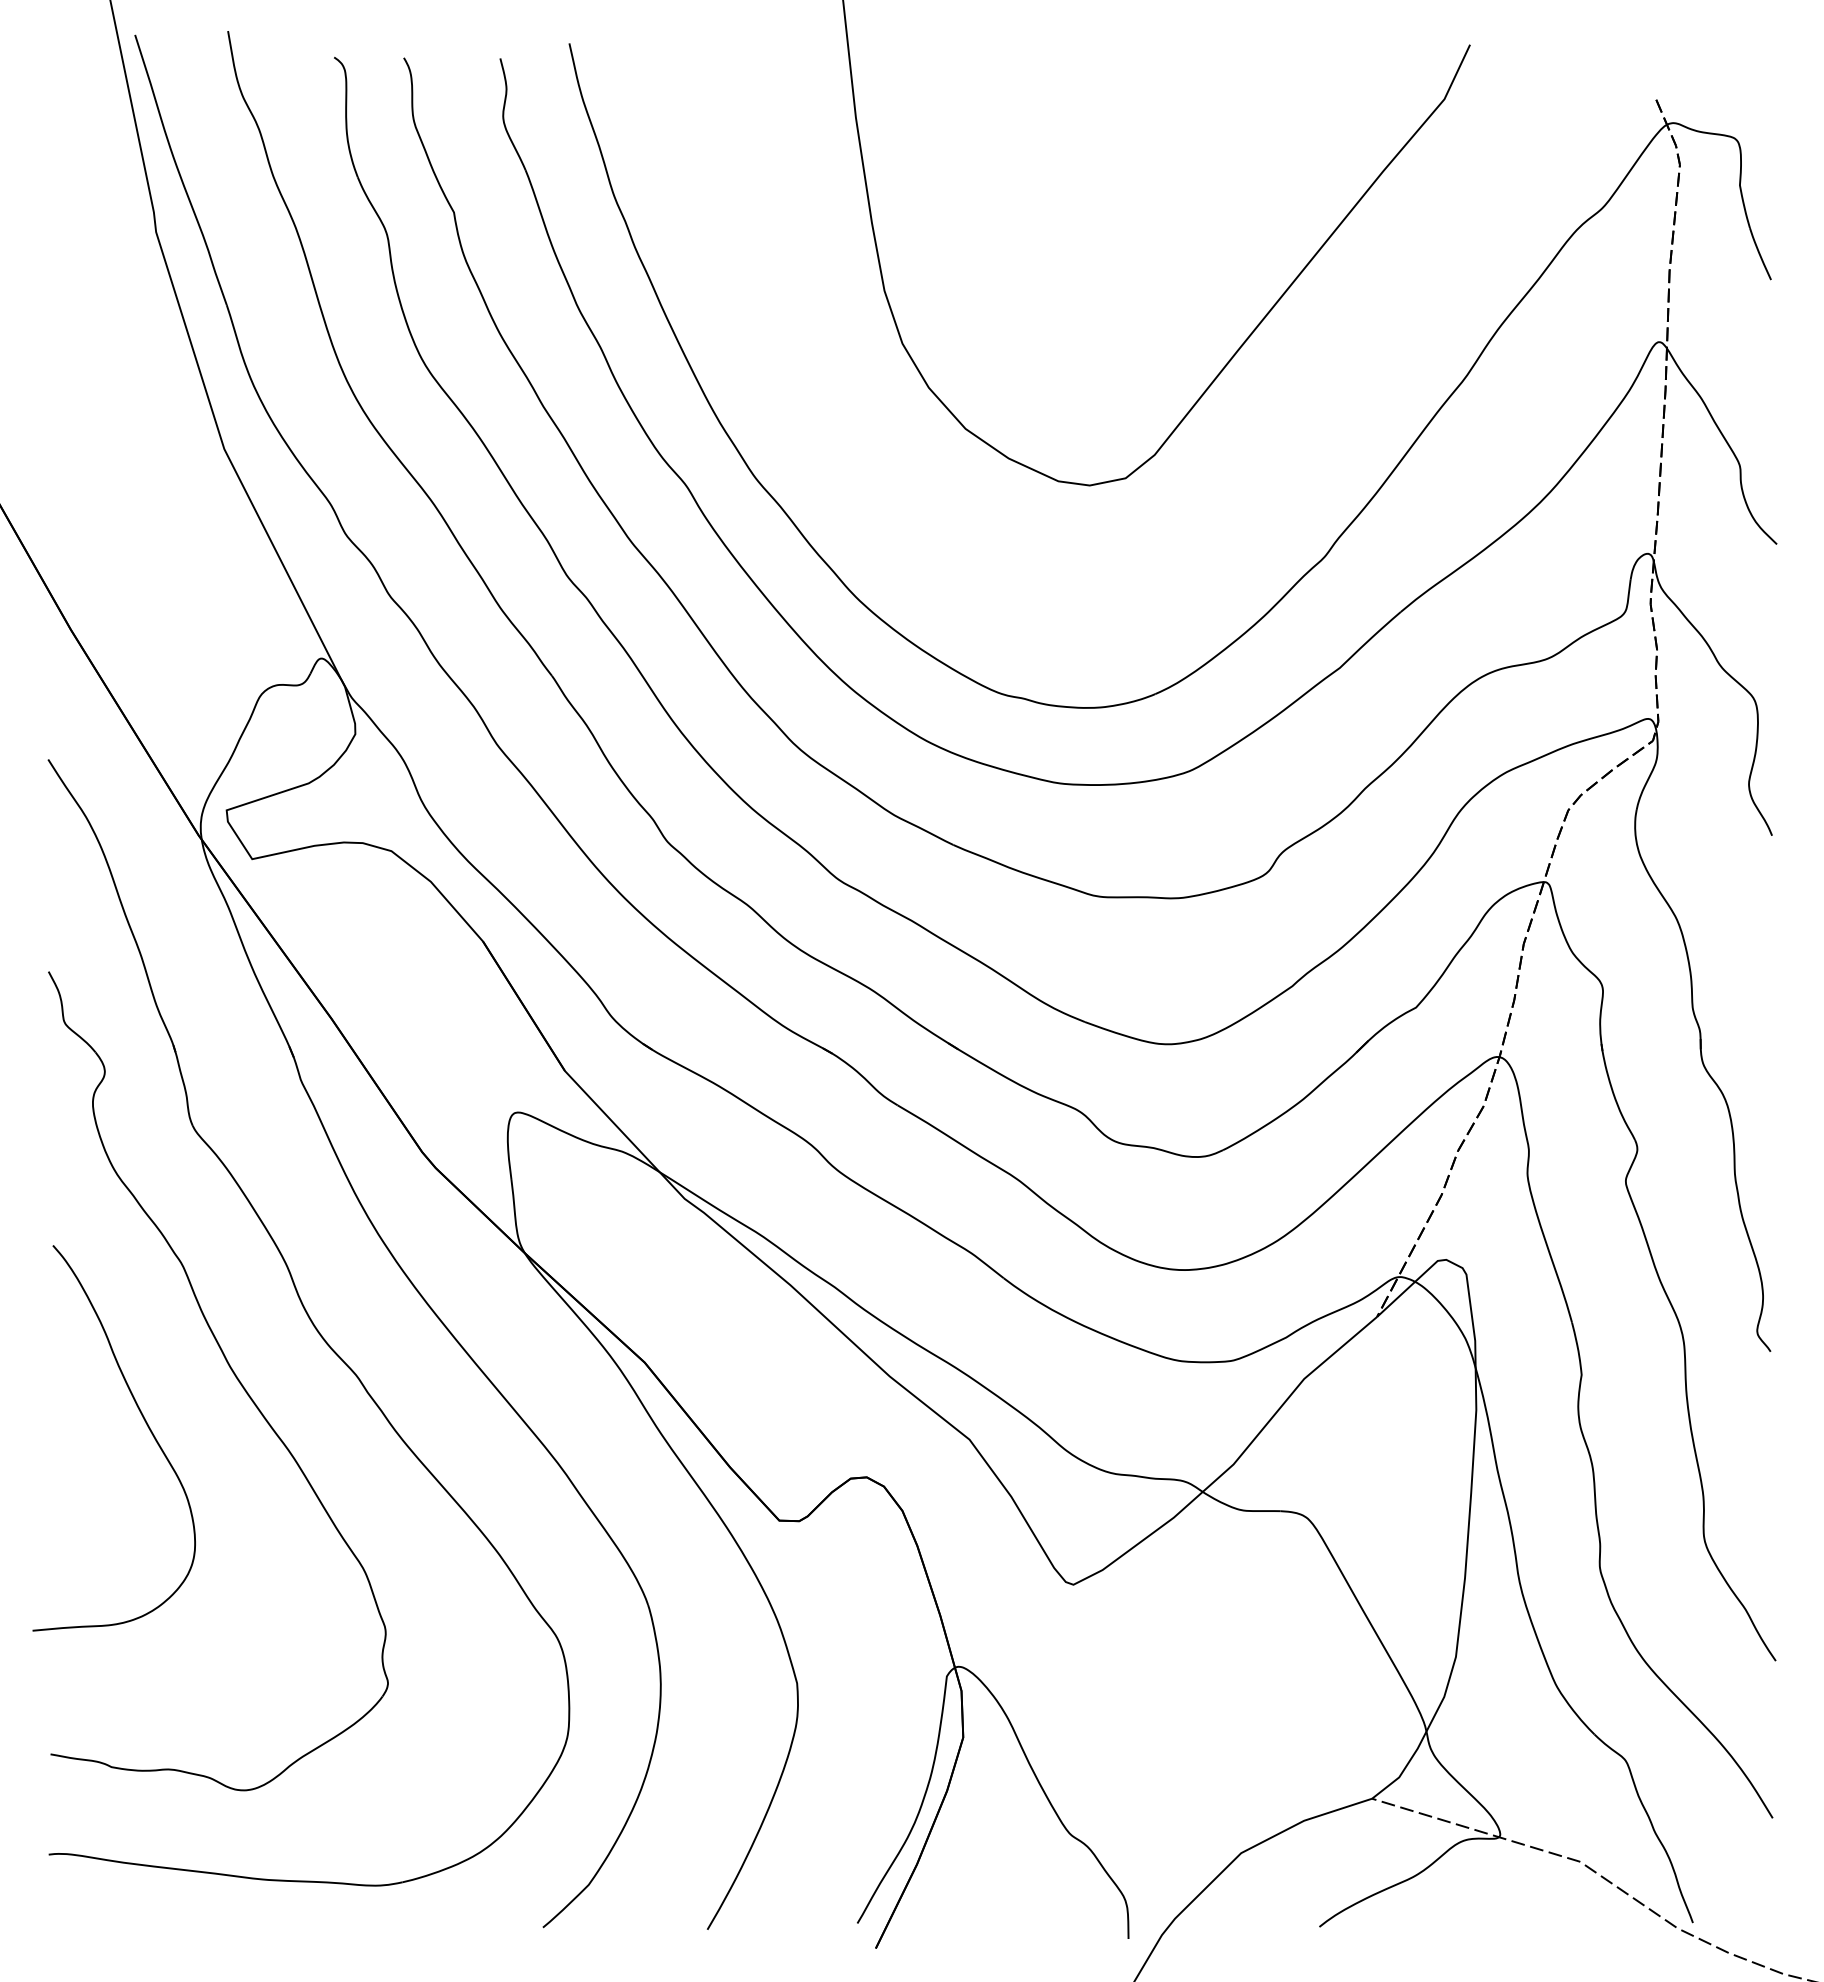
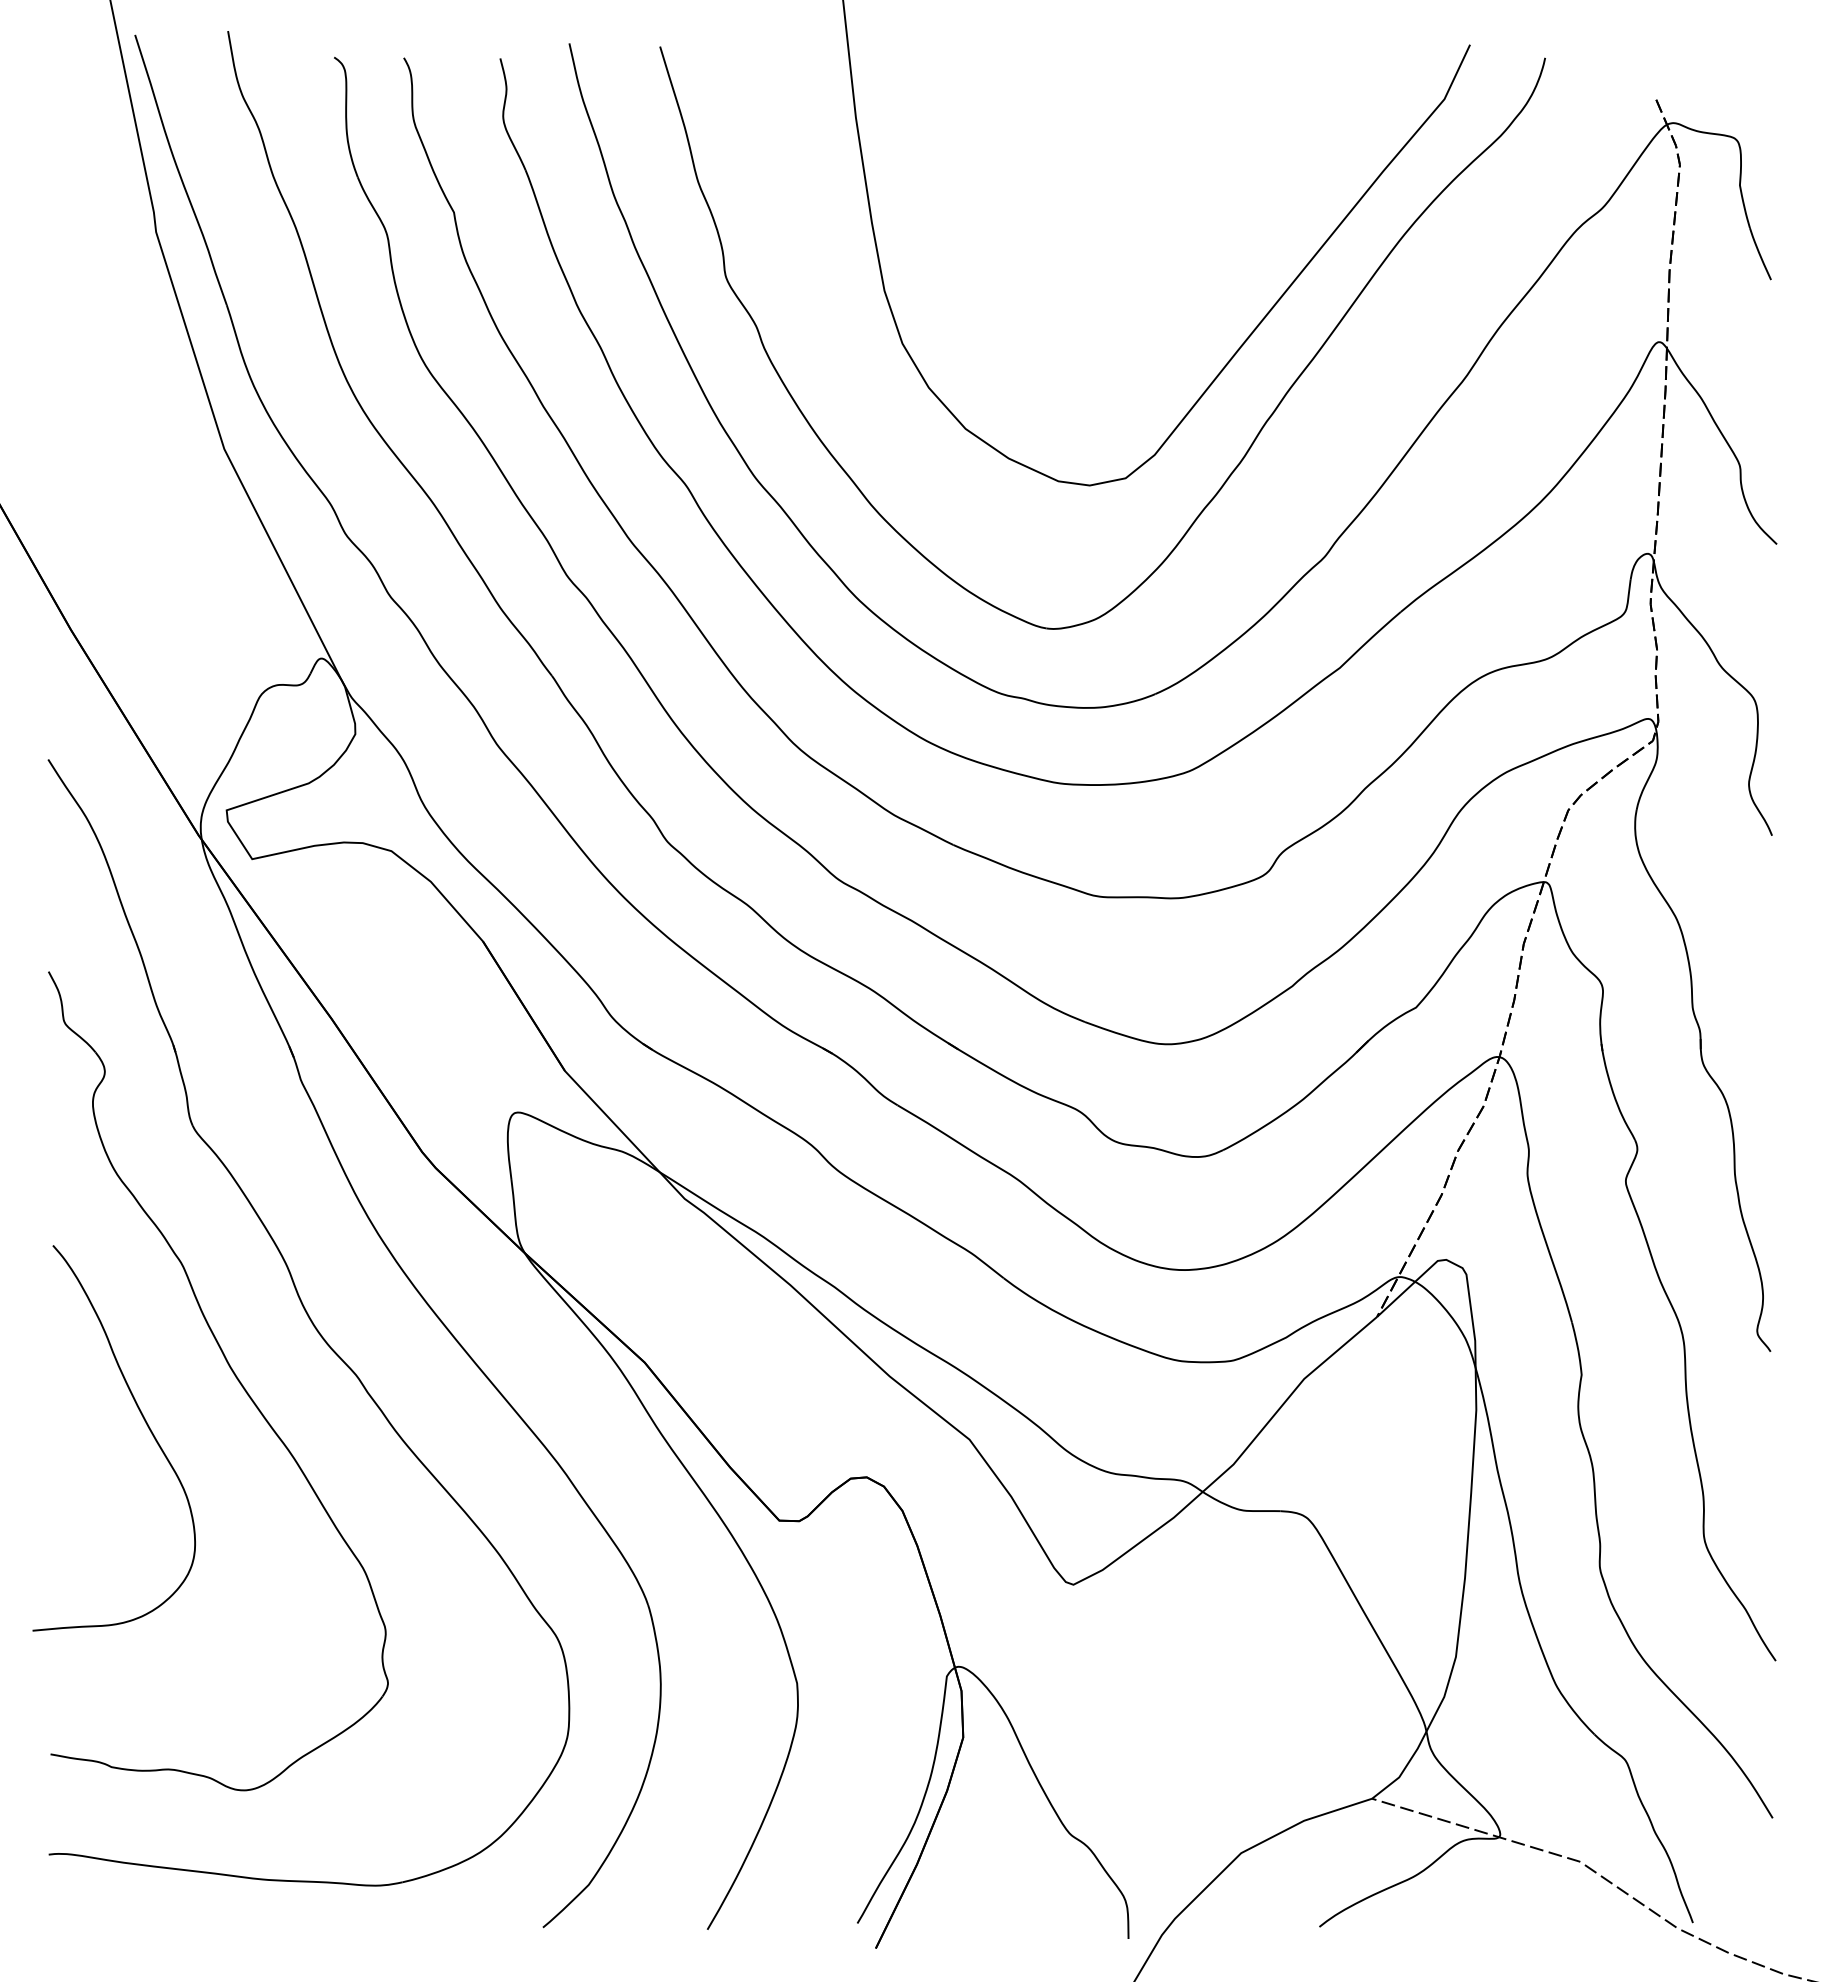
part: none -> present (1257, 433)
